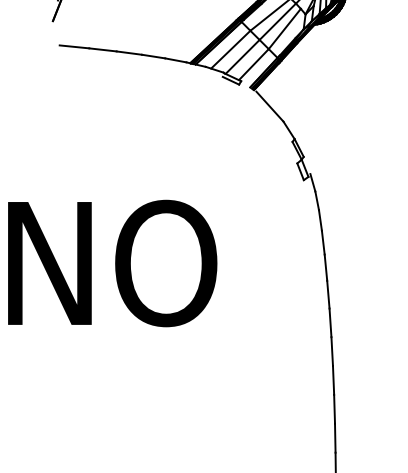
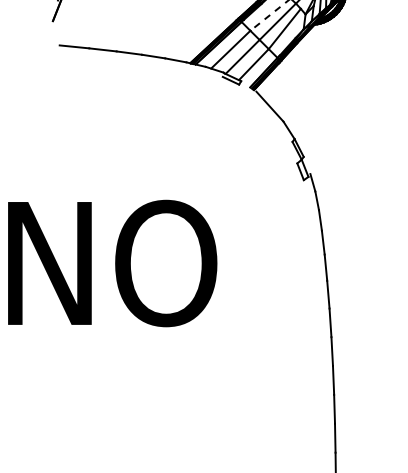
line: solid -> dashed (269, 15)
